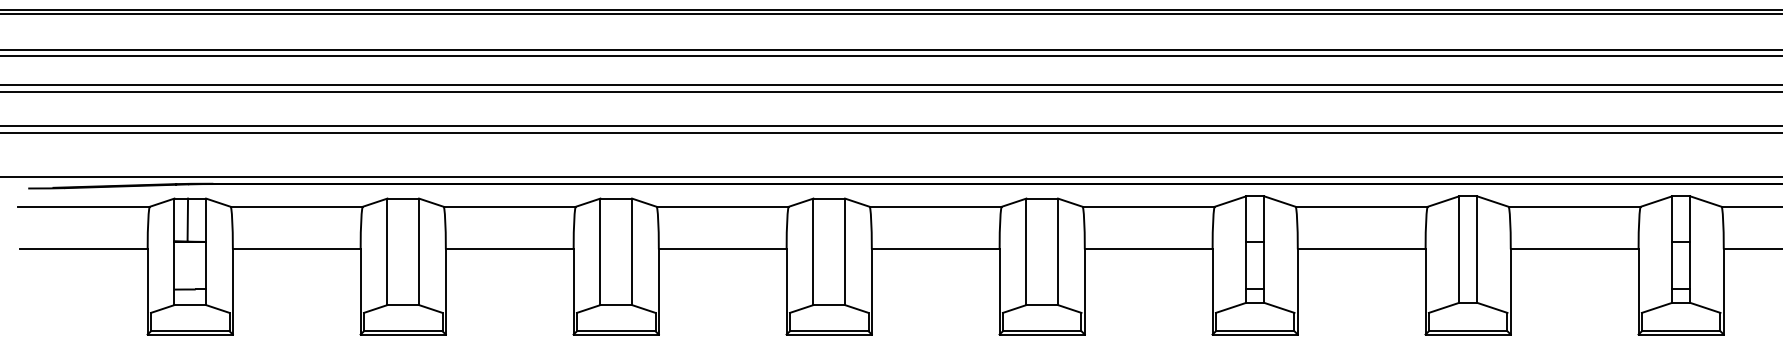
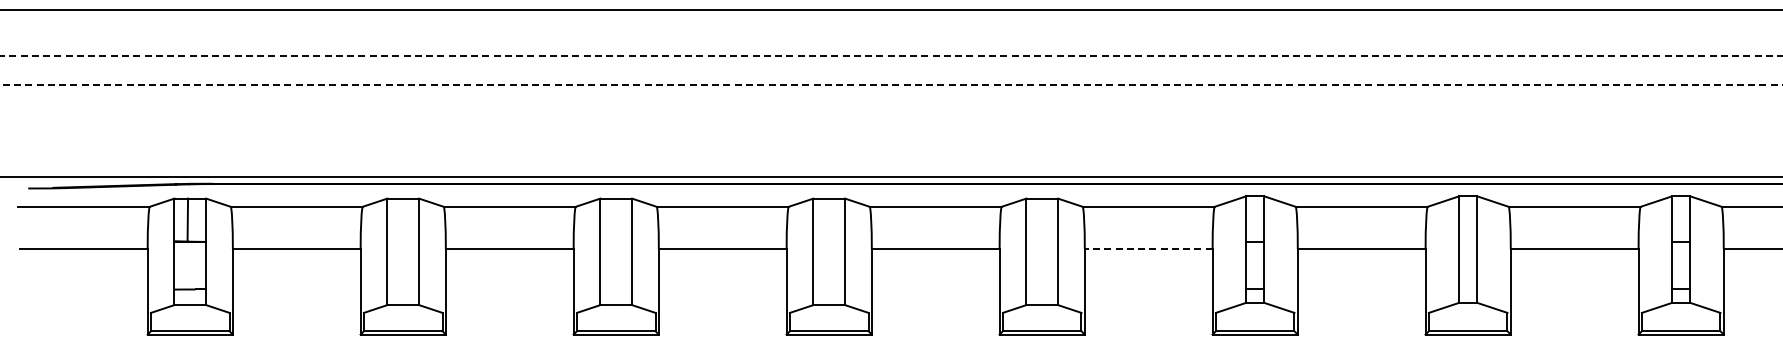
line: present -> none (890, 13)
line: present -> none (890, 49)
line: solid -> dashed (891, 56)
line: solid -> dashed (891, 85)
line: present -> none (890, 92)
line: present -> none (890, 126)
line: present -> none (890, 133)
line: solid -> dashed (1148, 249)
